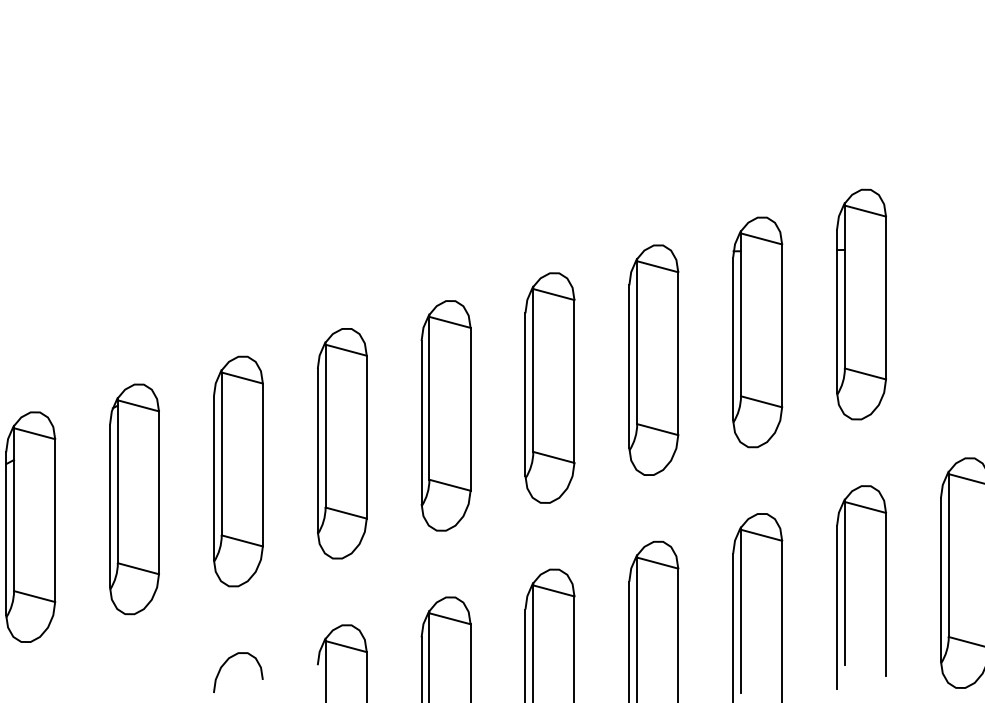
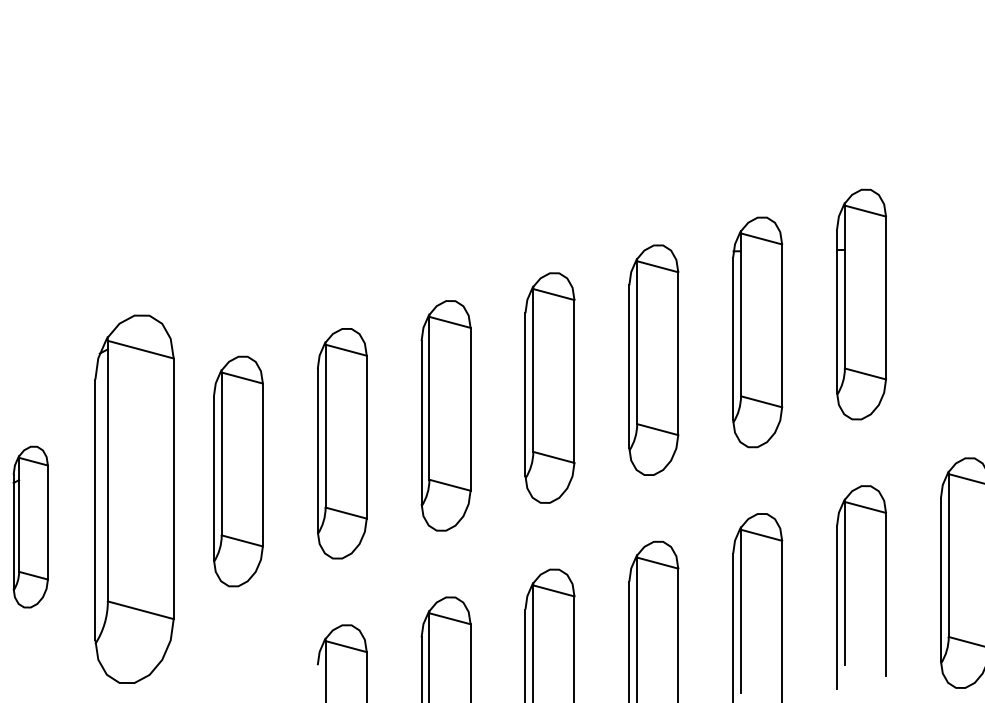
part size: 51x233 px -> 81x370 px (134, 498)
part size: 52x232 px -> 37x164 px (30, 526)
curve: present -> none (227, 661)
